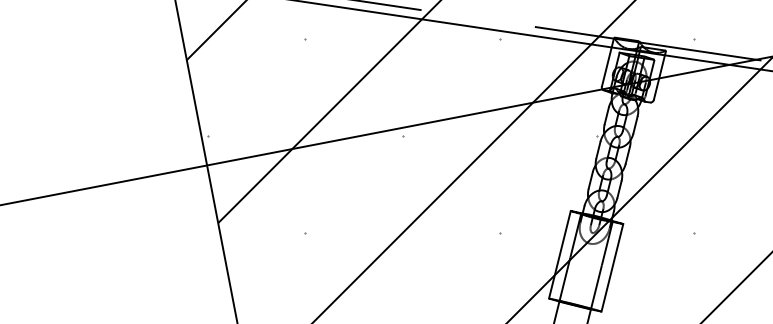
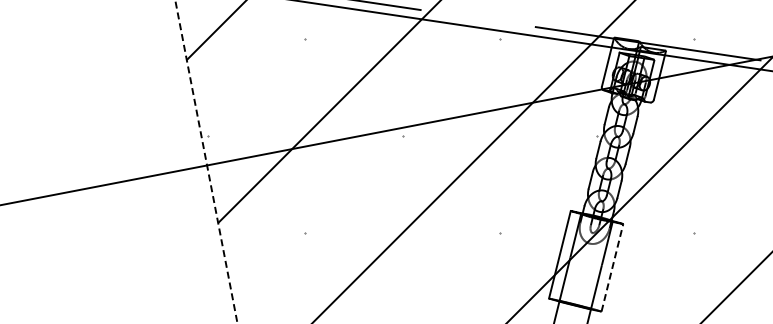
line: solid -> dashed (206, 162)
line: solid -> dashed (612, 267)
